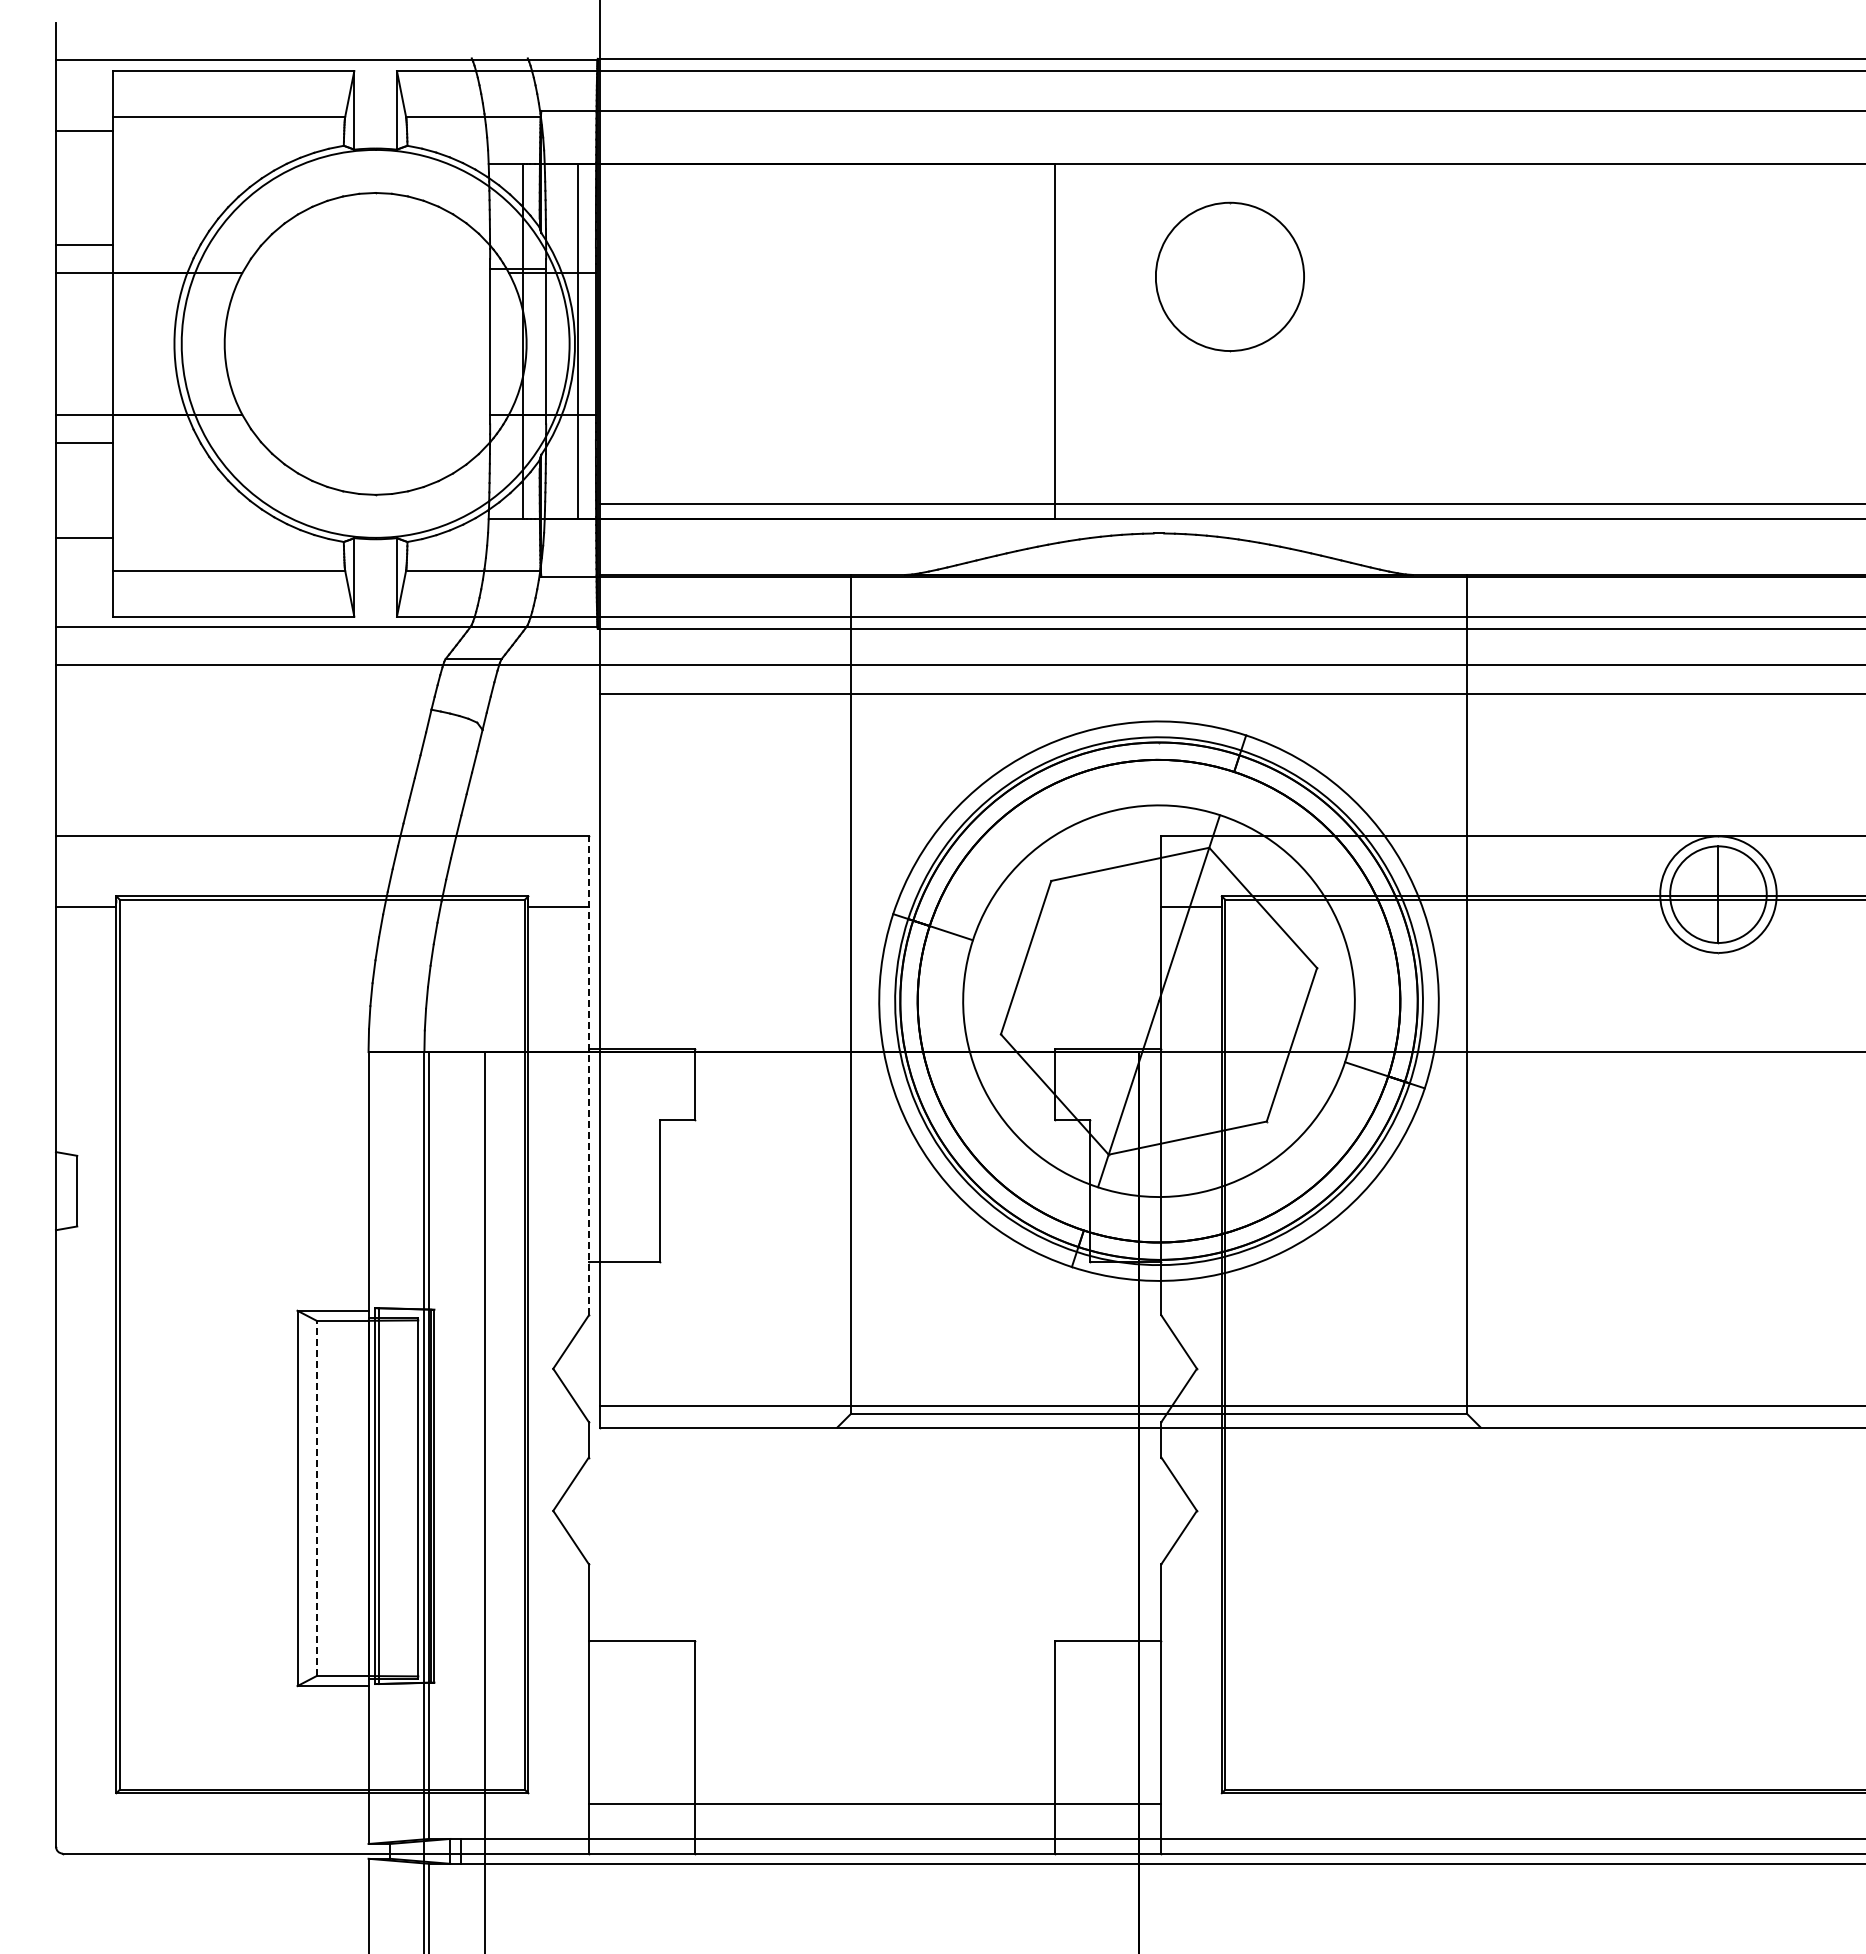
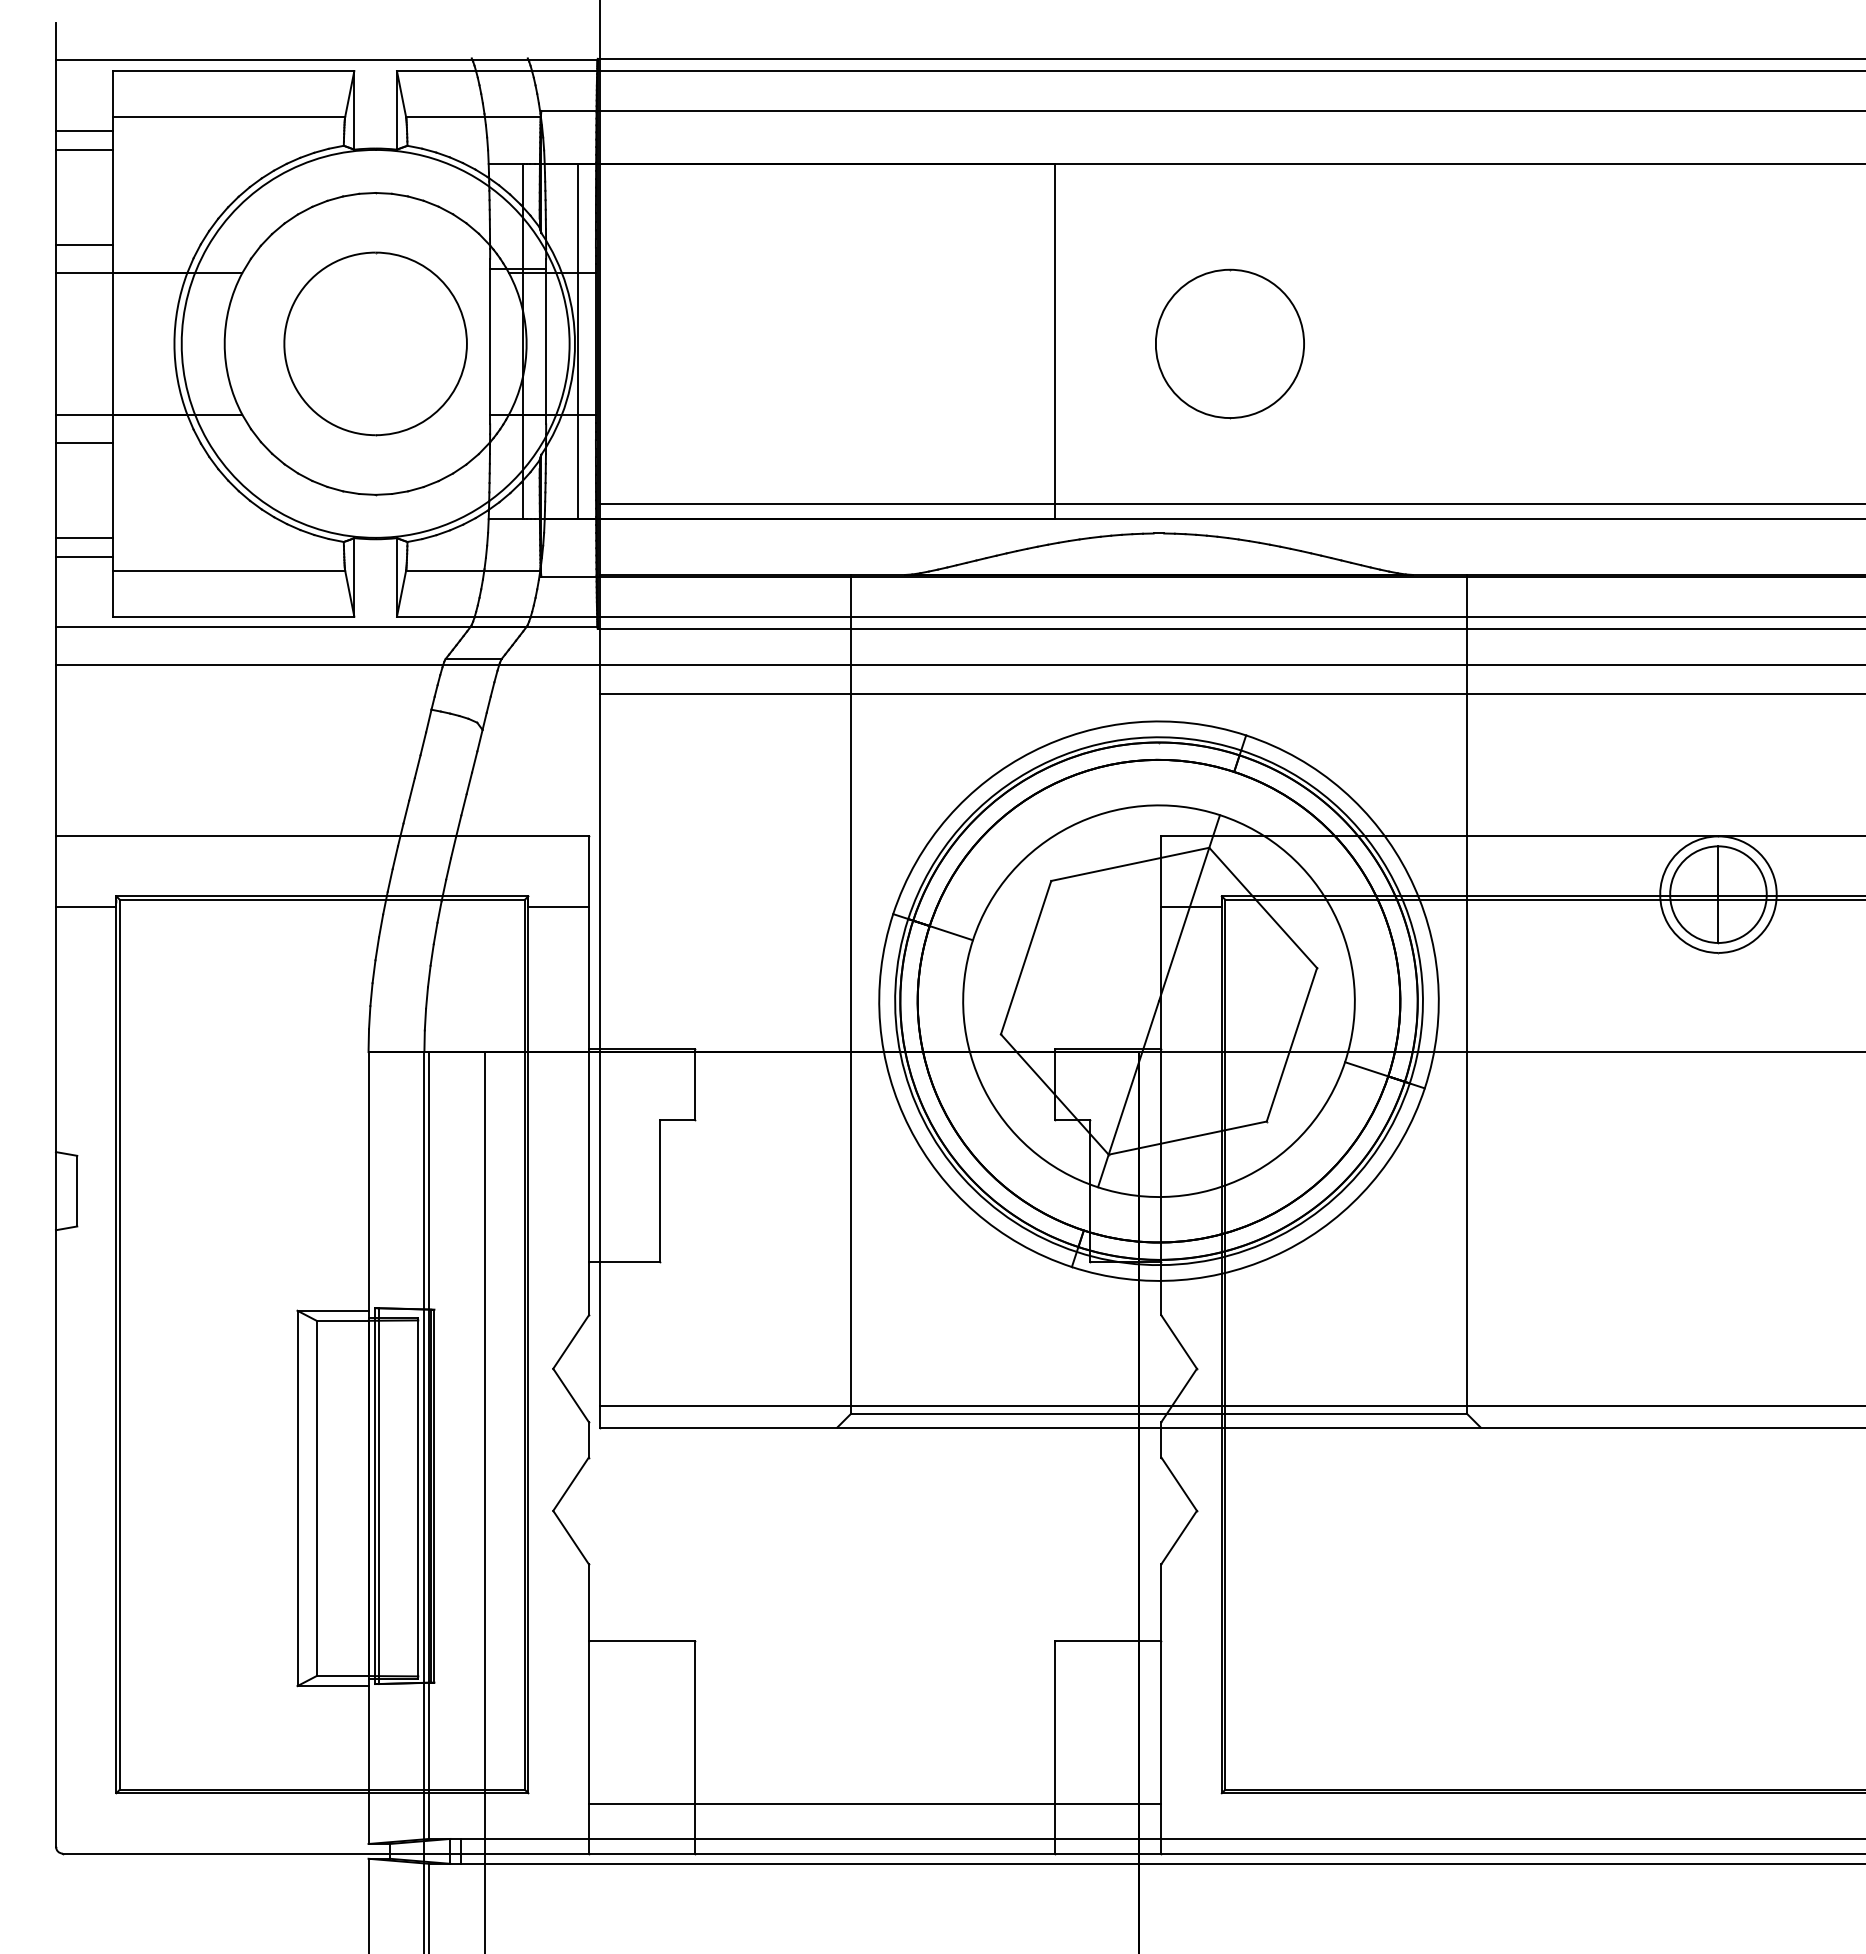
line: none -> present (83, 150)
part position: (1229, 276) -> (1229, 343) (1229, 343)
part: none -> present (375, 343)
line: none -> present (83, 557)
line: dashed -> solid (588, 1075)
line: dashed -> solid (316, 1498)
